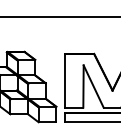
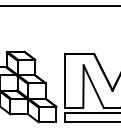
line position: (59, 17) -> (59, 6) (59, 6)
